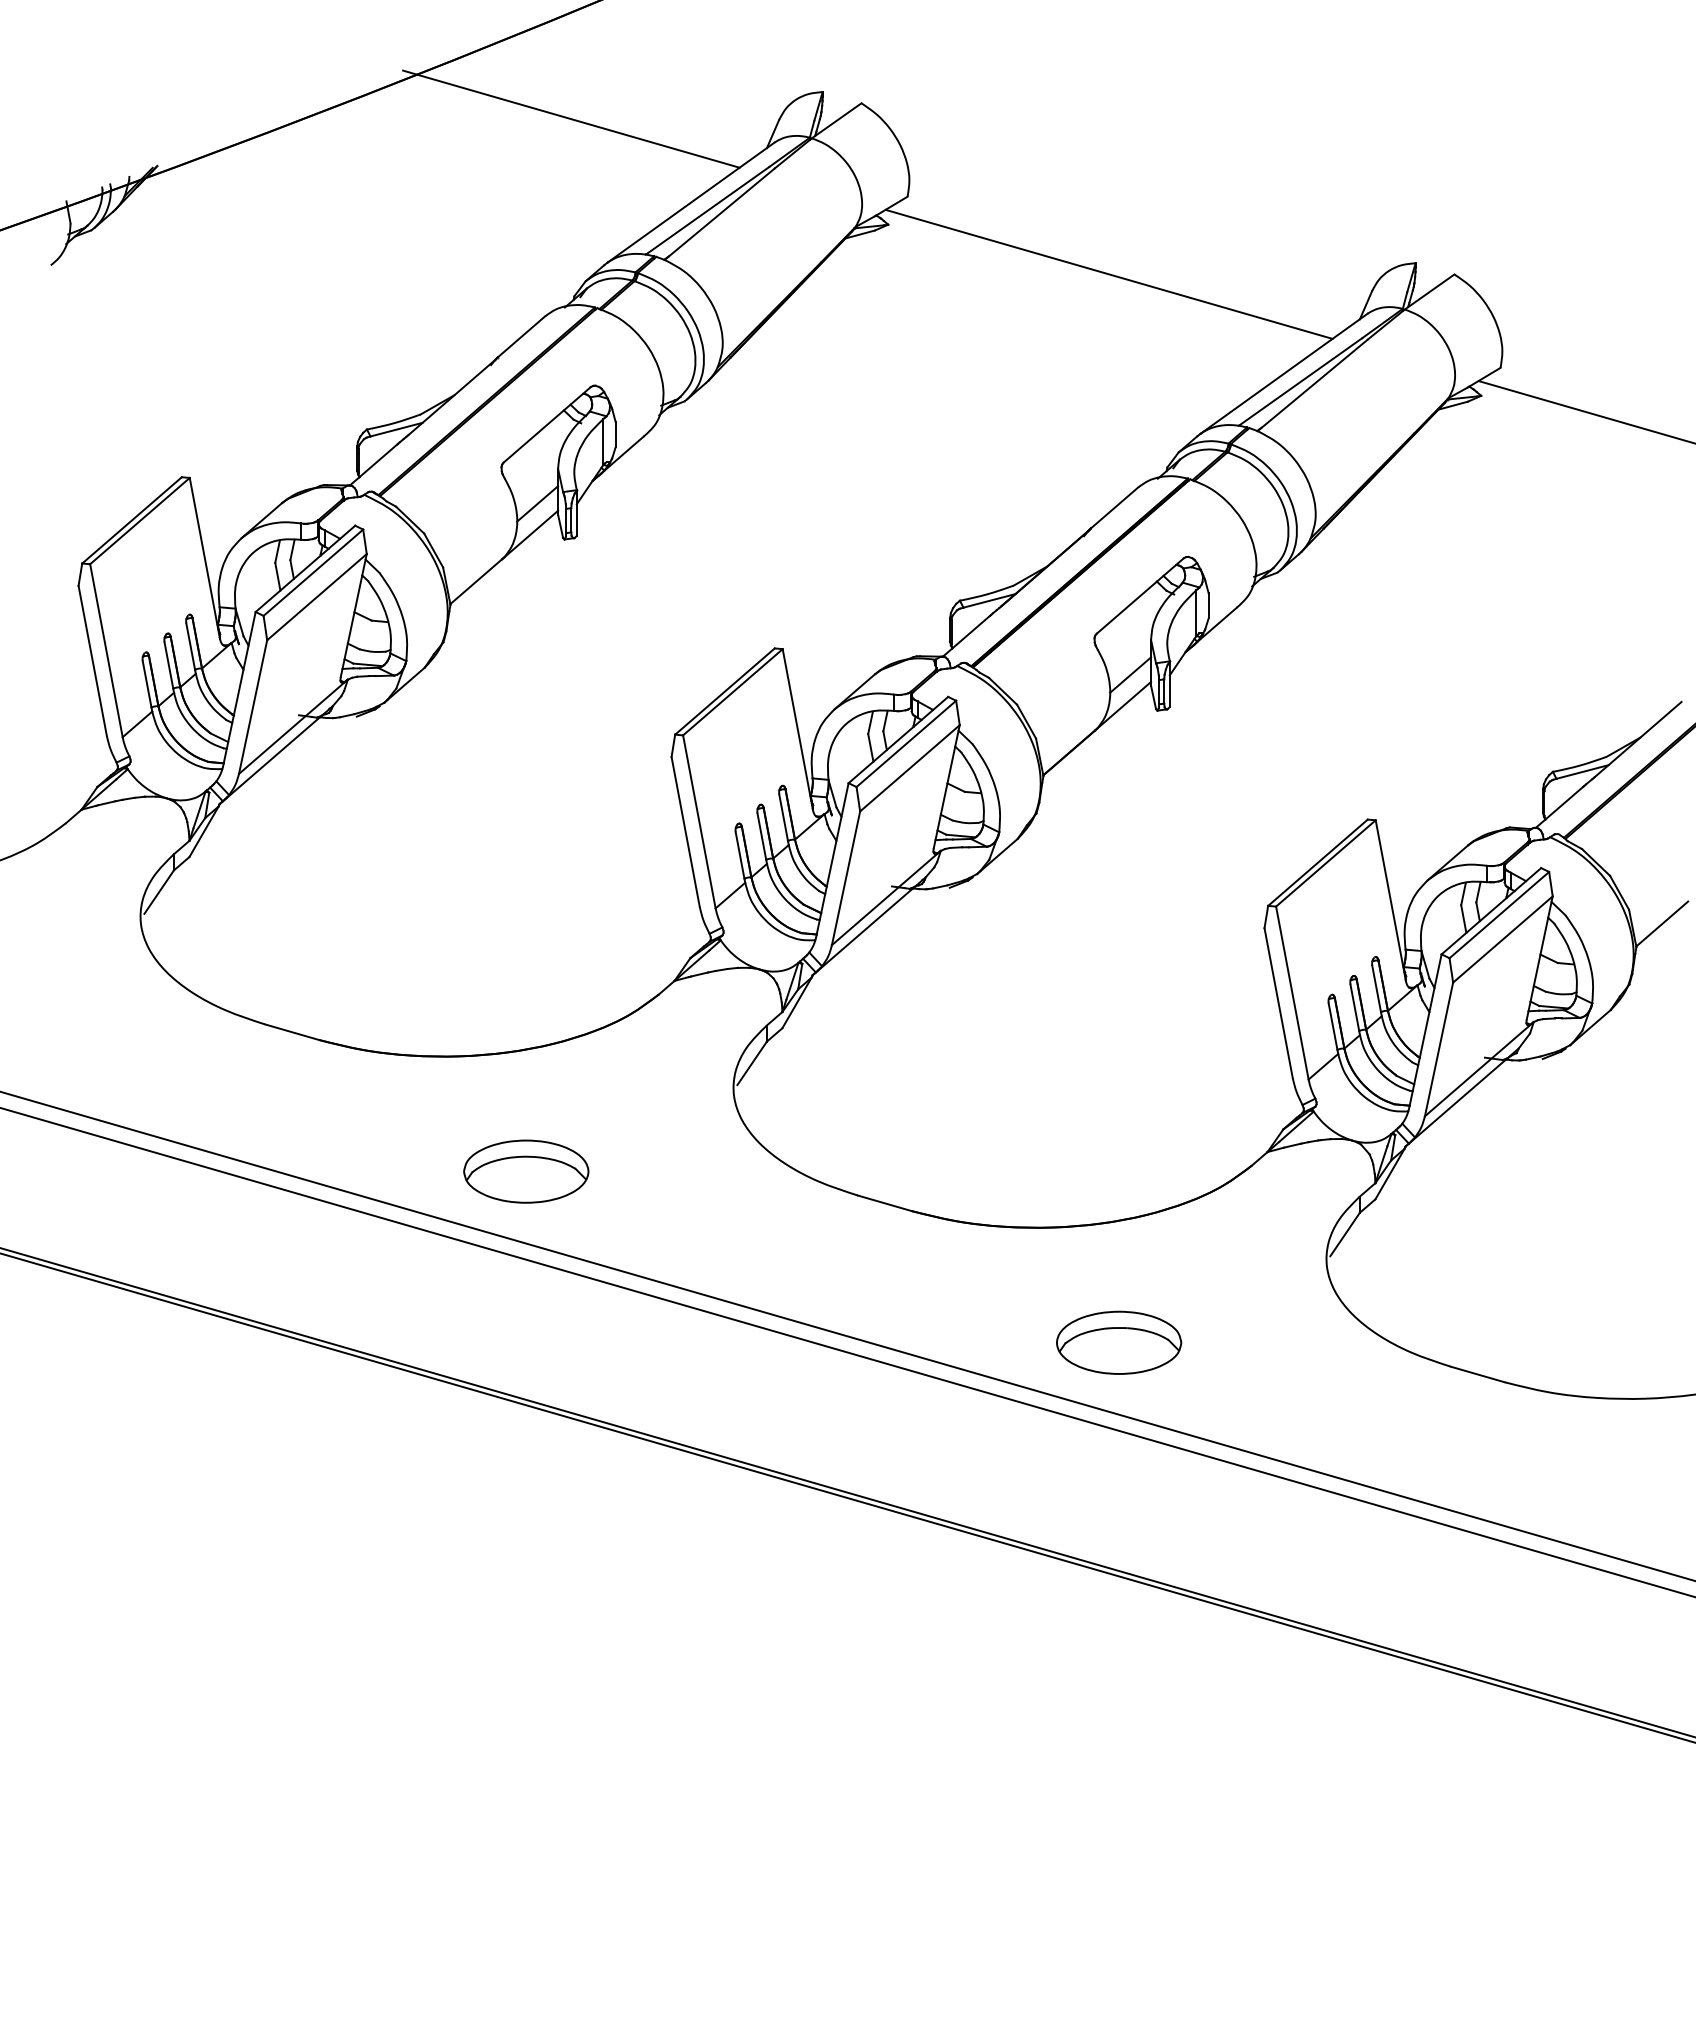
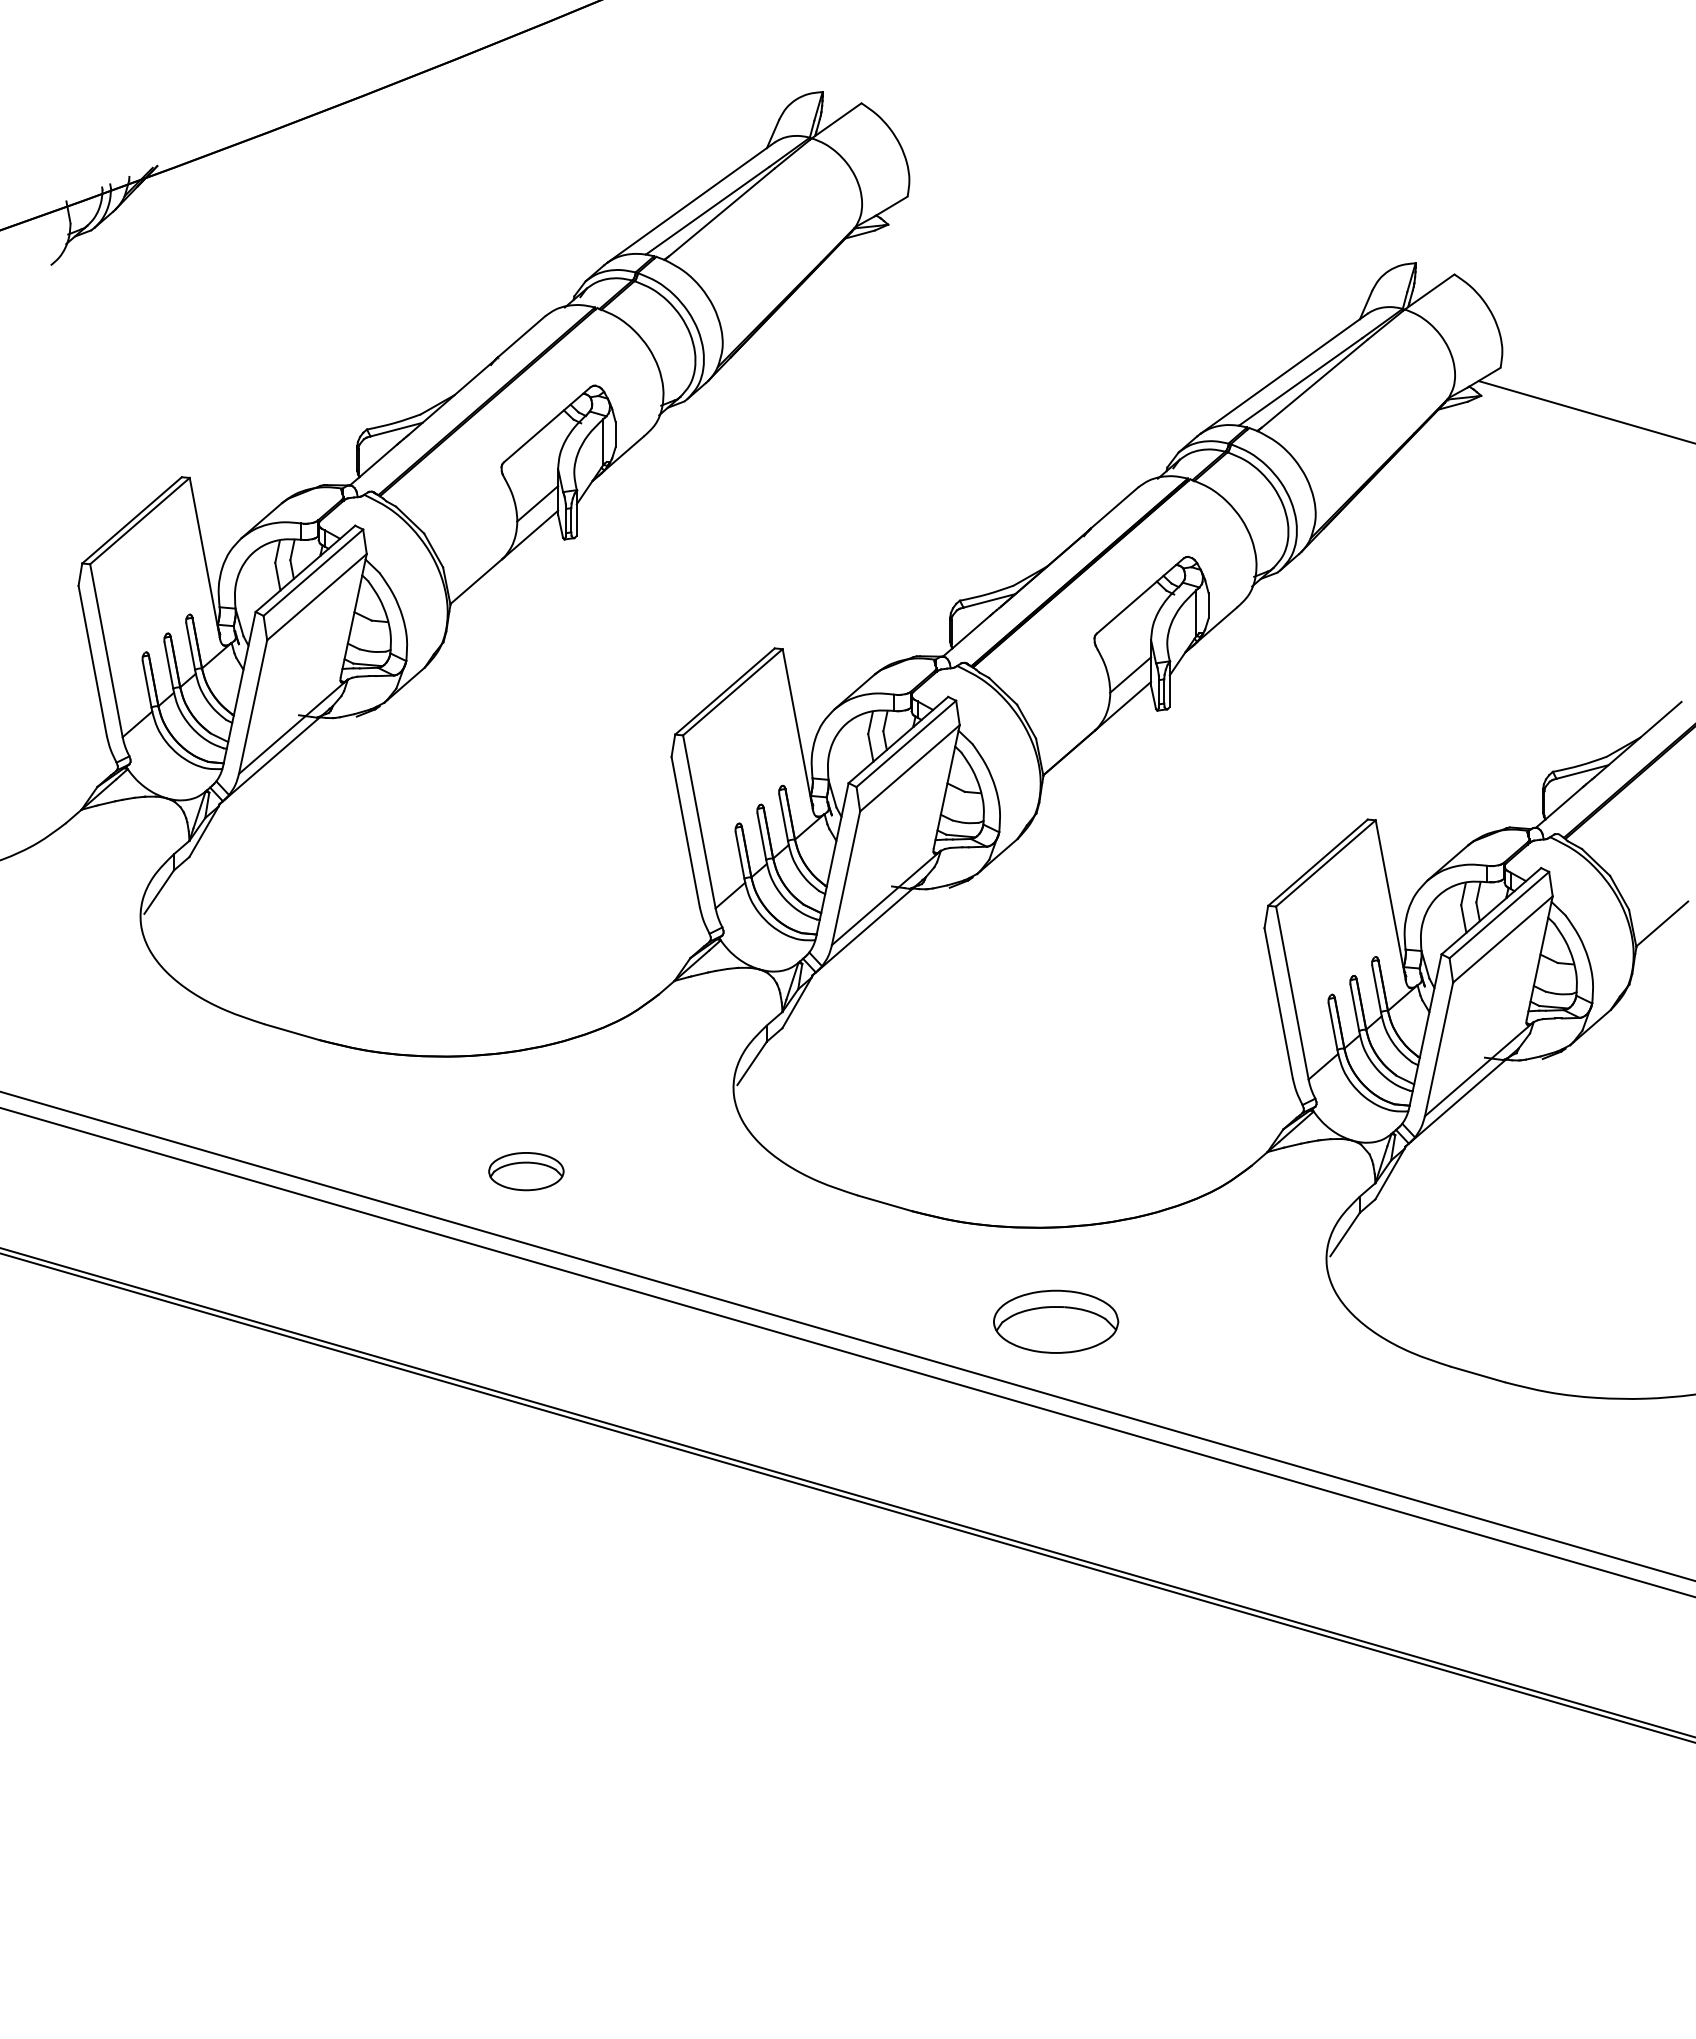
line: present -> none (571, 118)
line: present -> none (1108, 273)
part size: 127x65 px -> 77x40 px (526, 1171)
part position: (1119, 1342) -> (1056, 1321) (1056, 1321)
